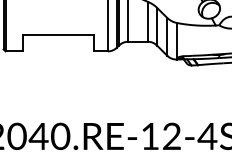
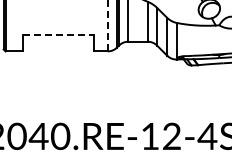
line: solid -> dashed (107, 25)
line: solid -> dashed (58, 35)
